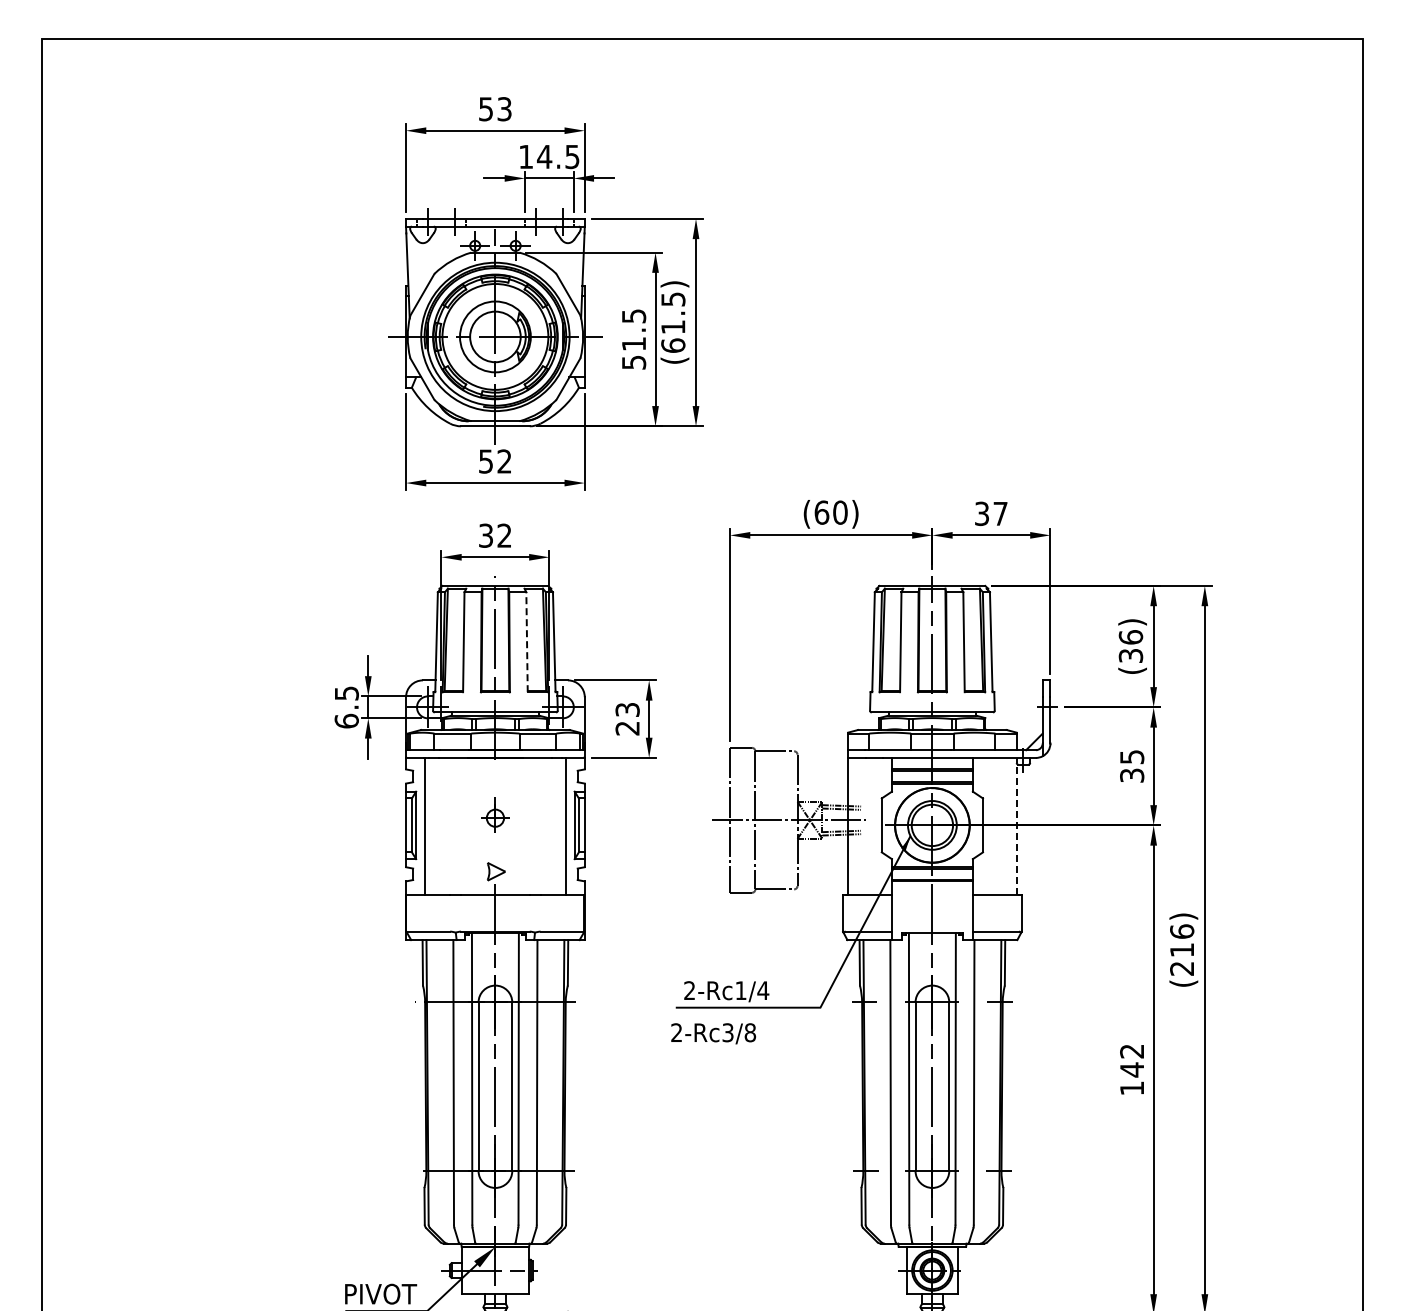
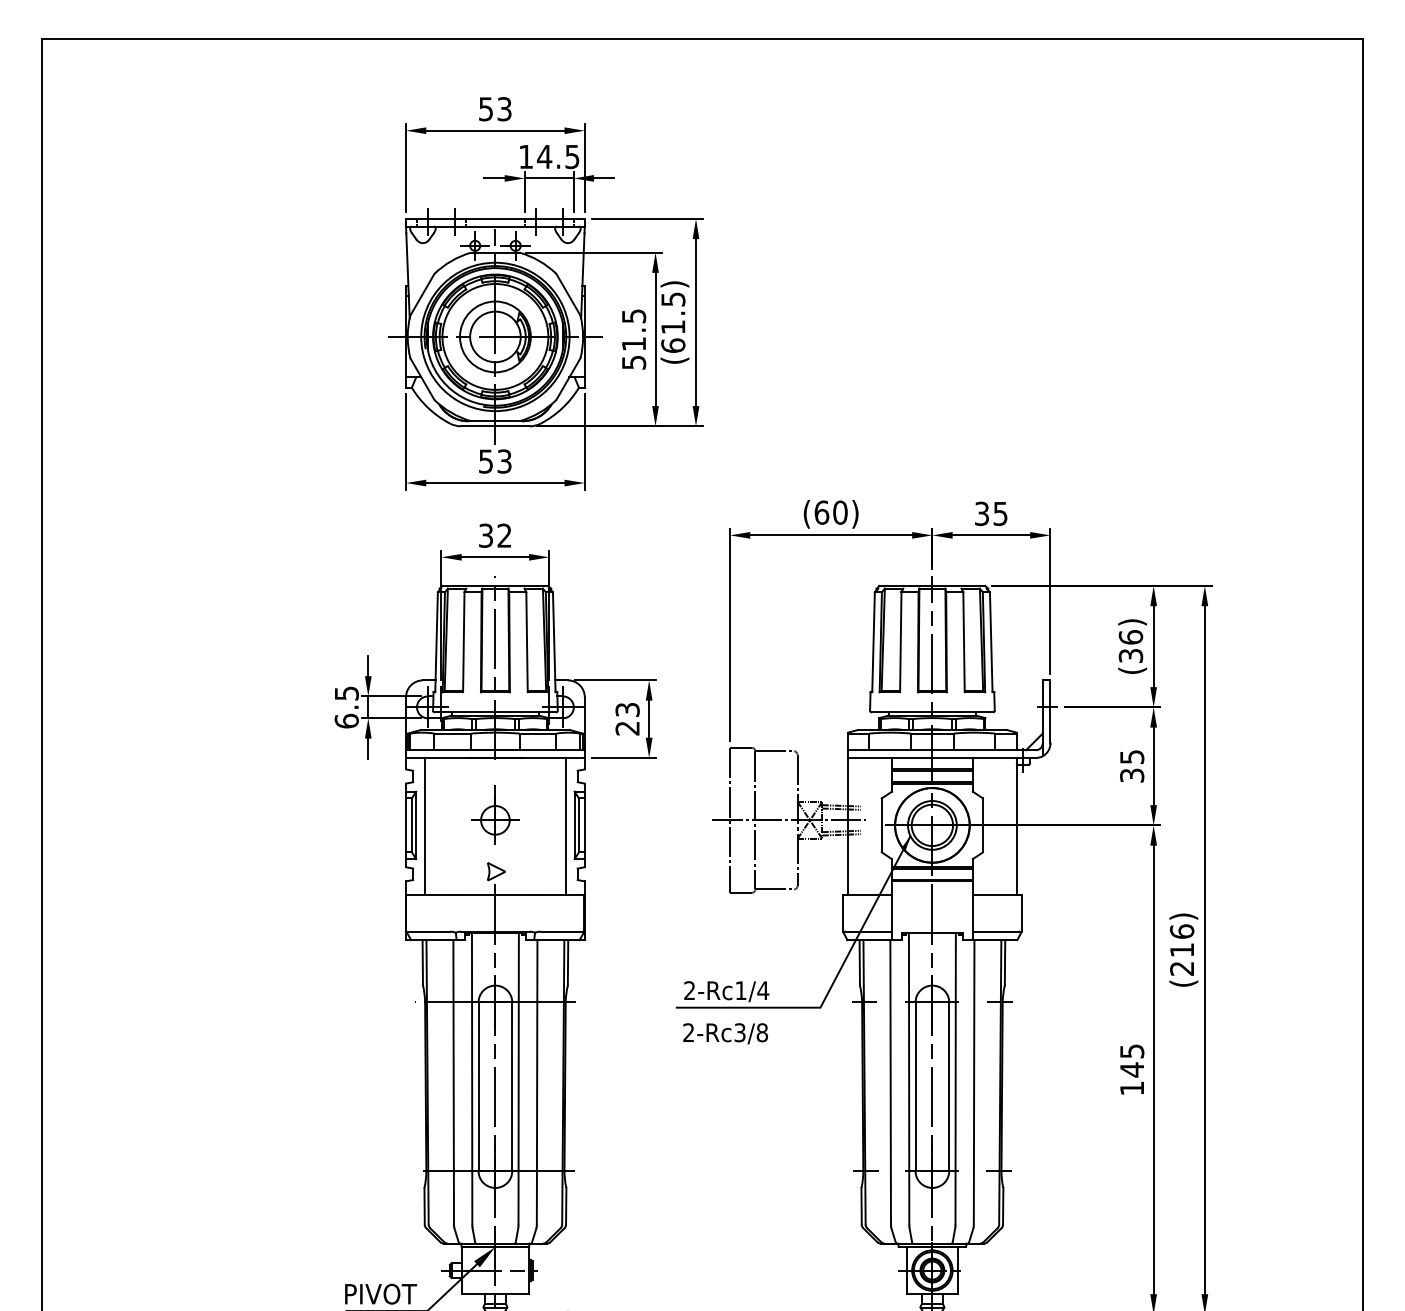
text: 52 -> 53 (504, 461)
text: 37 -> 35 (1000, 514)
line: dashed -> solid (527, 641)
part size: 29x36 px -> 49x60 px (495, 814)
line: dashed -> solid (1016, 825)
text position: (713, 1033) -> (725, 1033) (725, 1033)
text: 142 -> 145 (1132, 1051)
